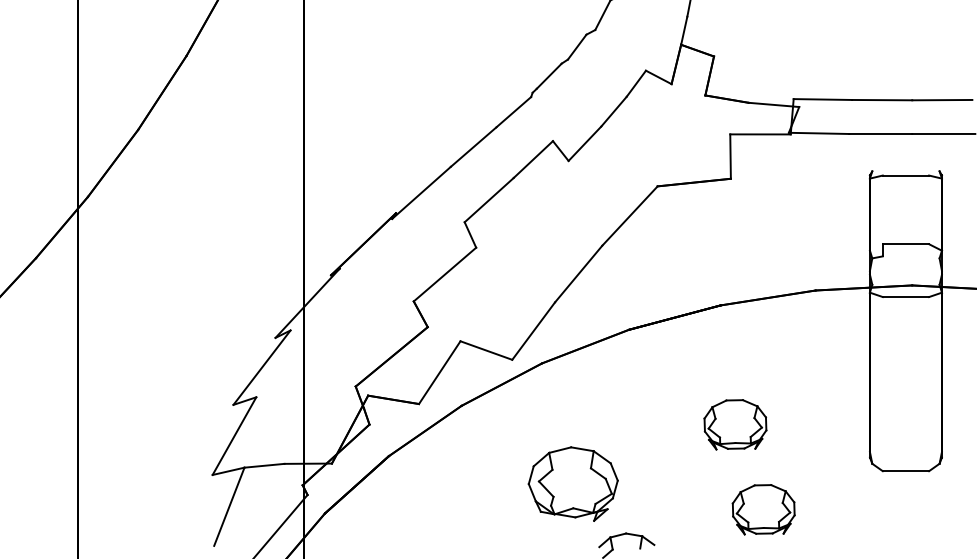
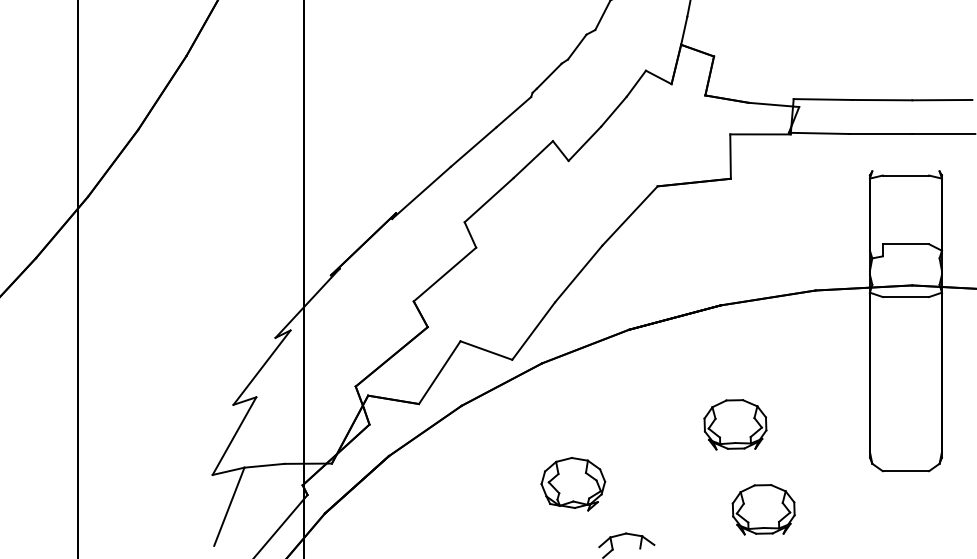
part size: 92x76 px -> 67x55 px (573, 484)
